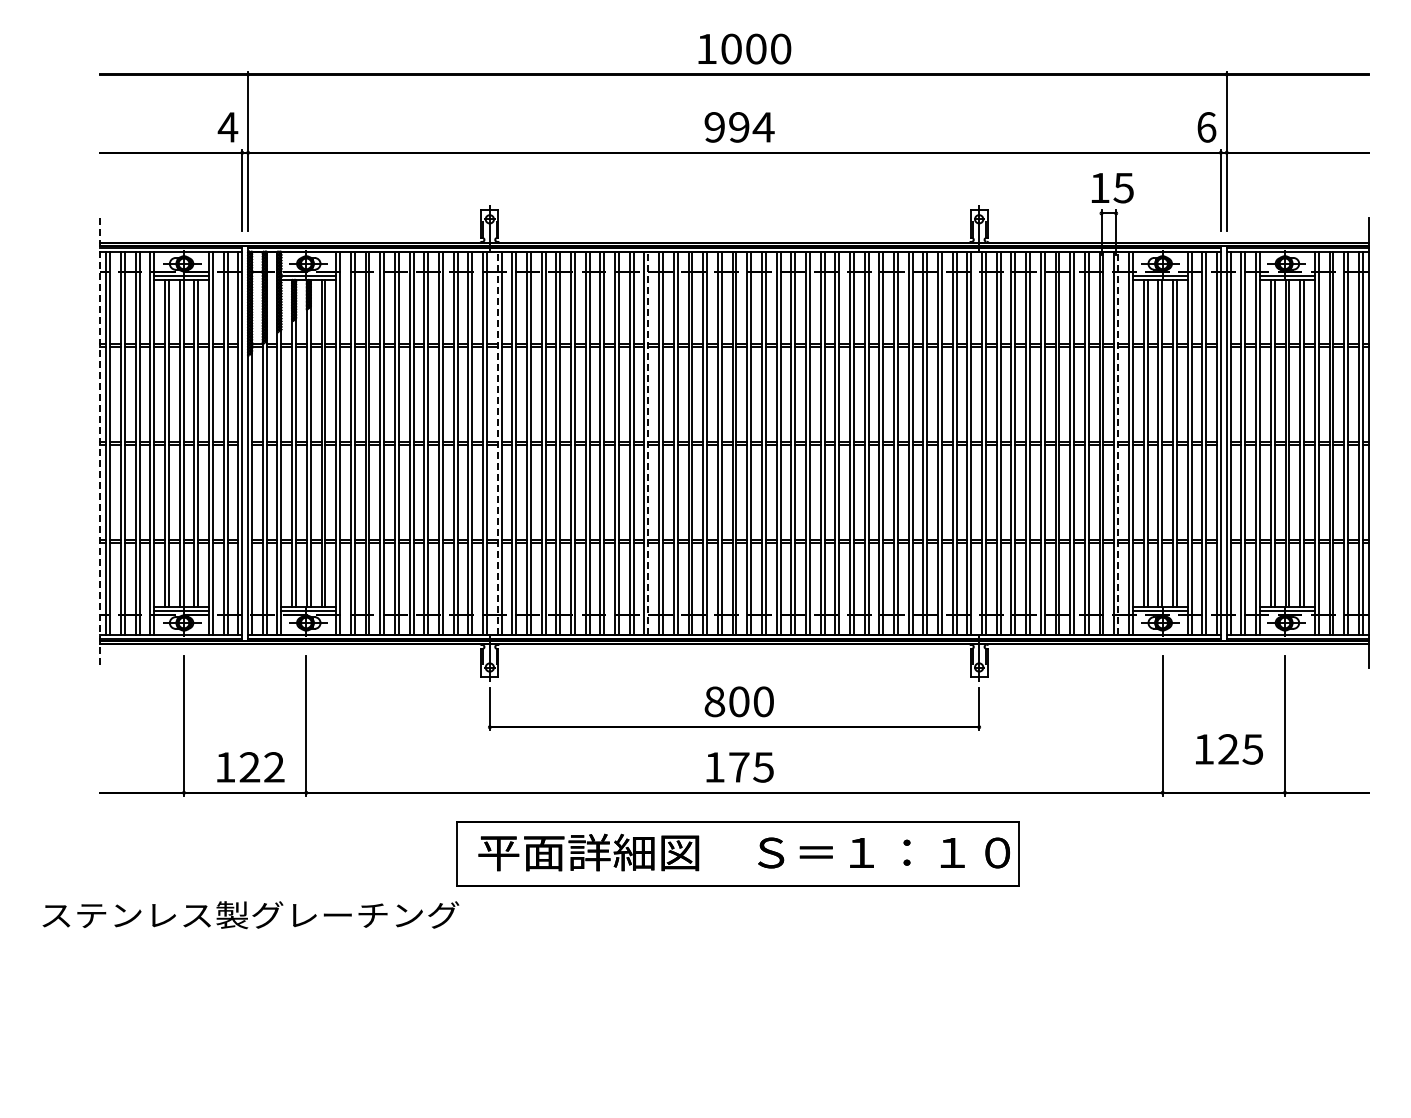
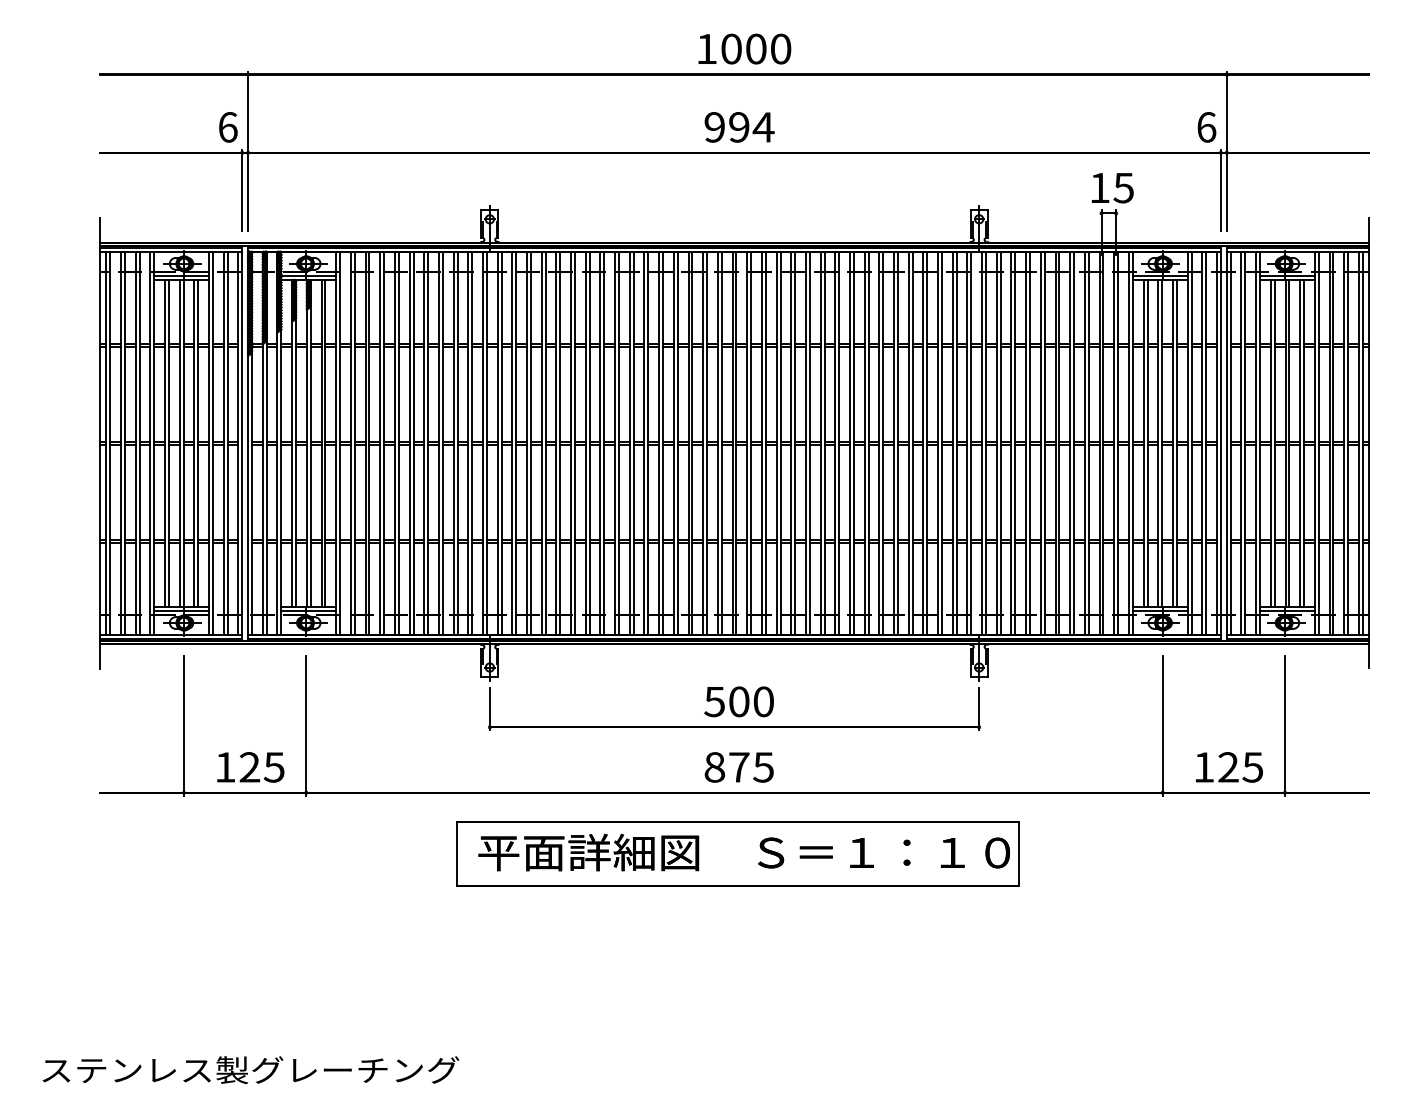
text: 4 -> 6 (227, 127)
line: dashed -> solid (100, 443)
line: dashed -> solid (497, 443)
line: dashed -> solid (648, 443)
line: dashed -> solid (1118, 443)
text: 800 -> 500 (714, 701)
text position: (1229, 749) -> (1229, 767) (1229, 767)
text: 122 -> 125 (273, 767)
text: 175 -> 875 (714, 767)
text position: (250, 915) -> (250, 1070) (250, 1070)
